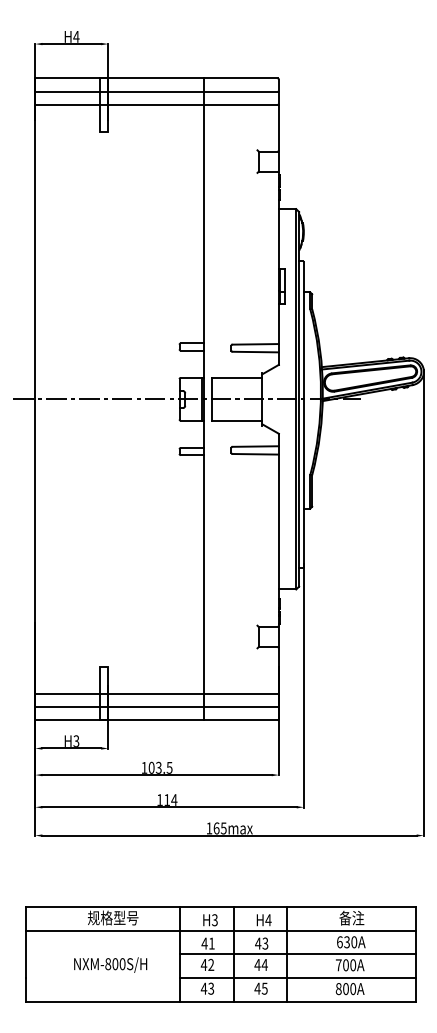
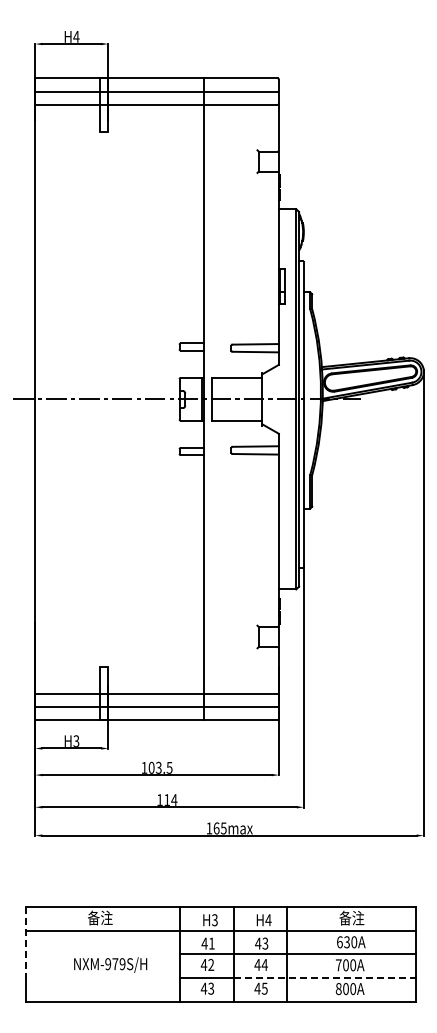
text: 规格型号 -> 备注 (113, 917)
line: solid -> dashed (26, 942)
text: NXM-800S/H -> NXM-979S/H (115, 964)
line: solid -> dashed (325, 978)
